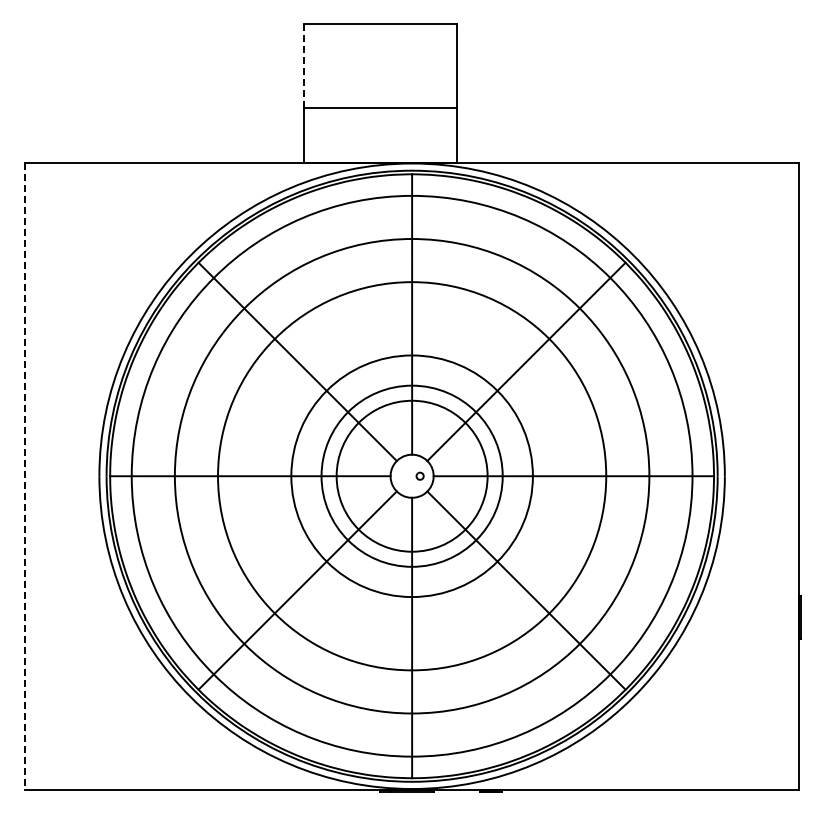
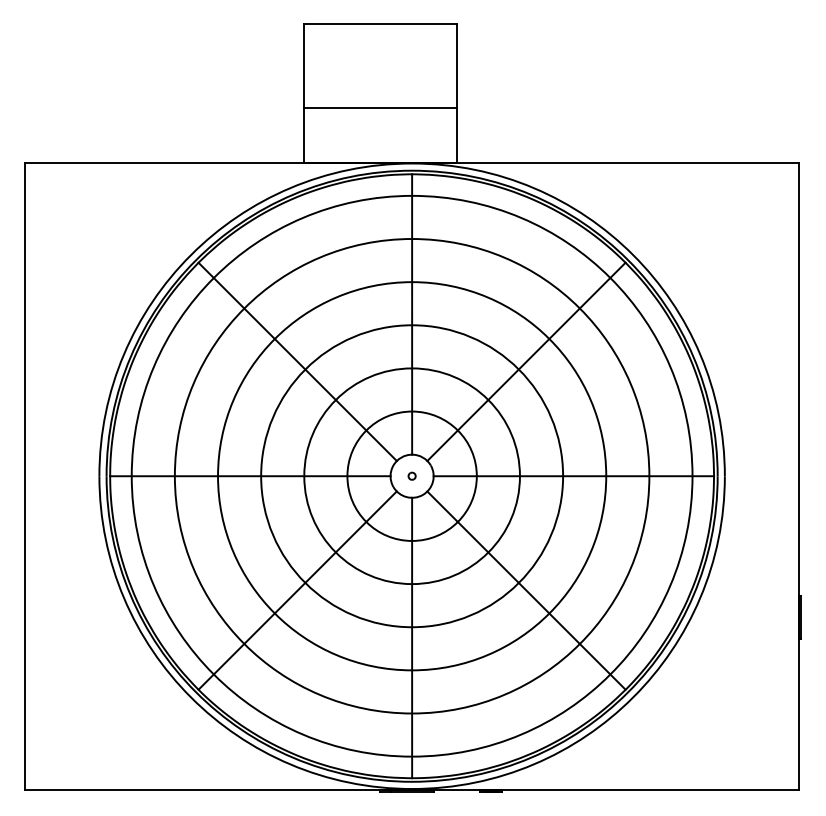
line: dashed -> solid (304, 66)
circle diameter: 151 px -> 216 px (411, 476)
circle diameter: 181 px -> 129 px (411, 475)
part position: (419, 475) -> (411, 475) (411, 475)
line: dashed -> solid (24, 476)
circle diameter: 242 px -> 302 px (412, 476)
